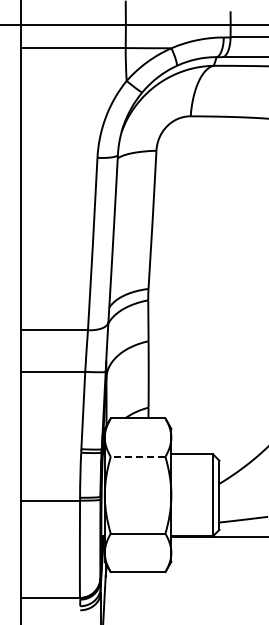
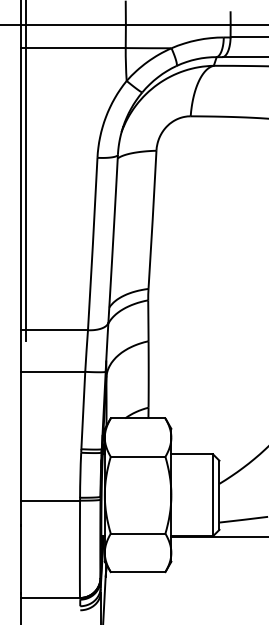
line: none -> present (26, 171)
line: dashed -> solid (137, 456)
